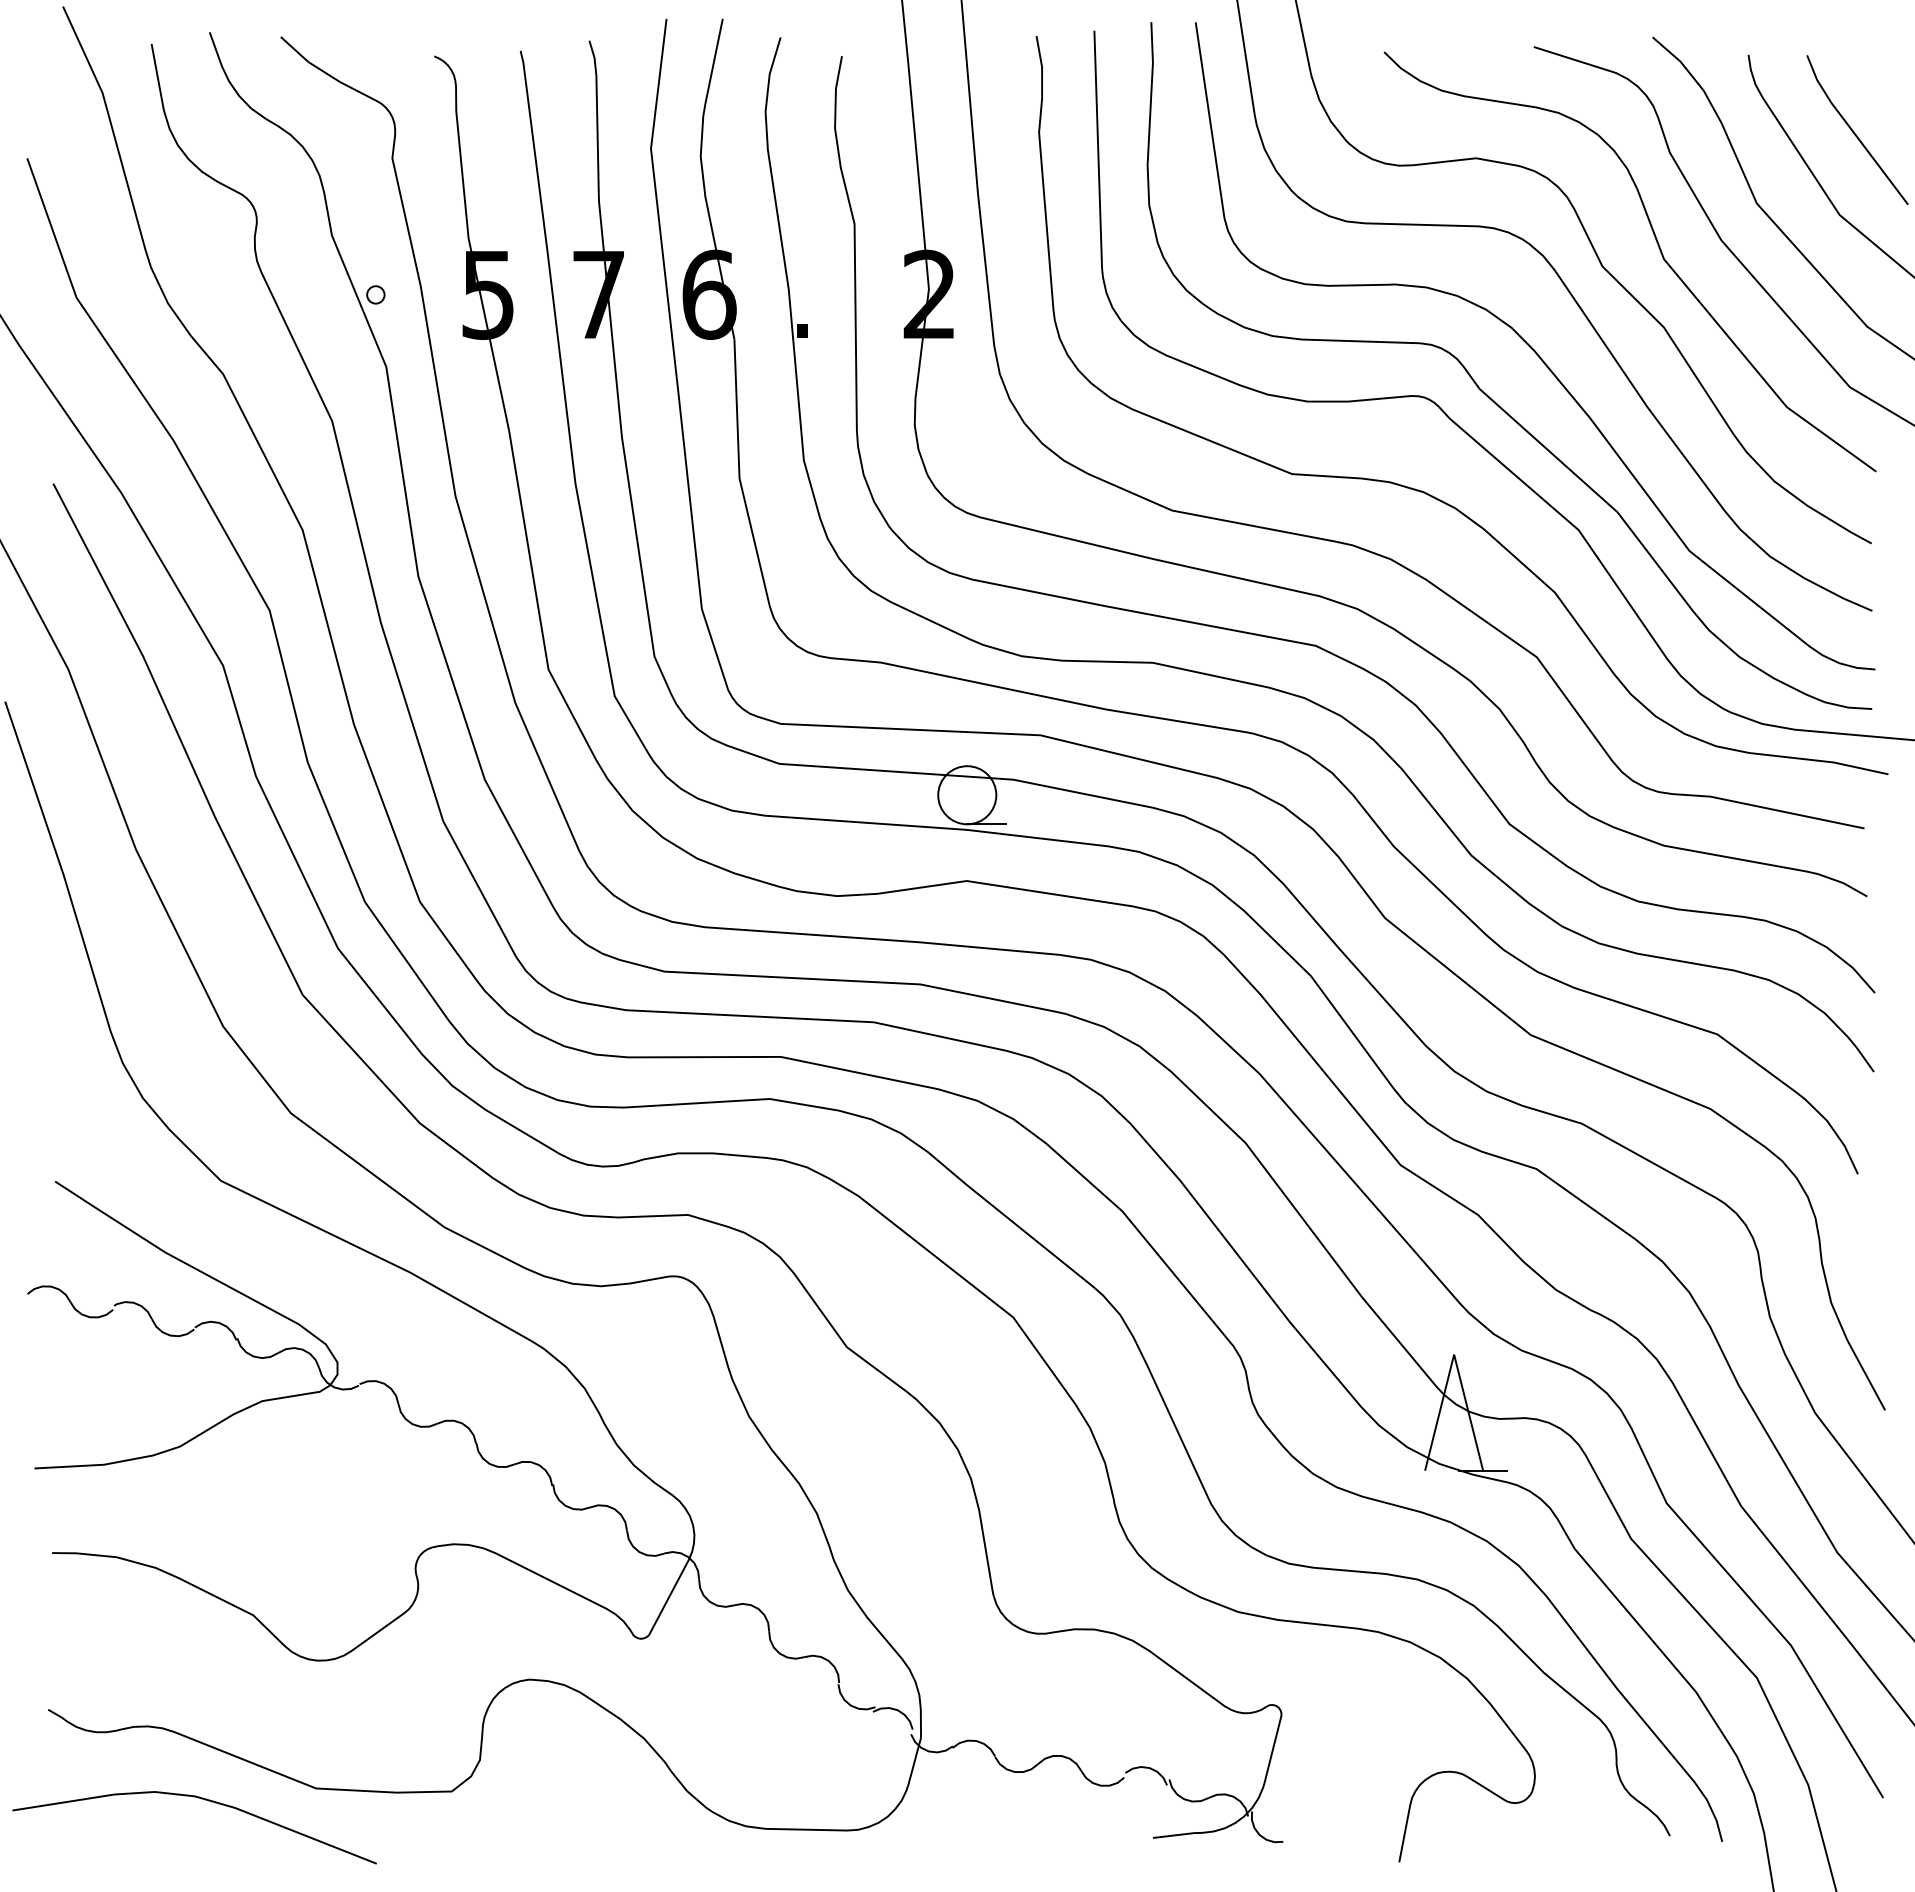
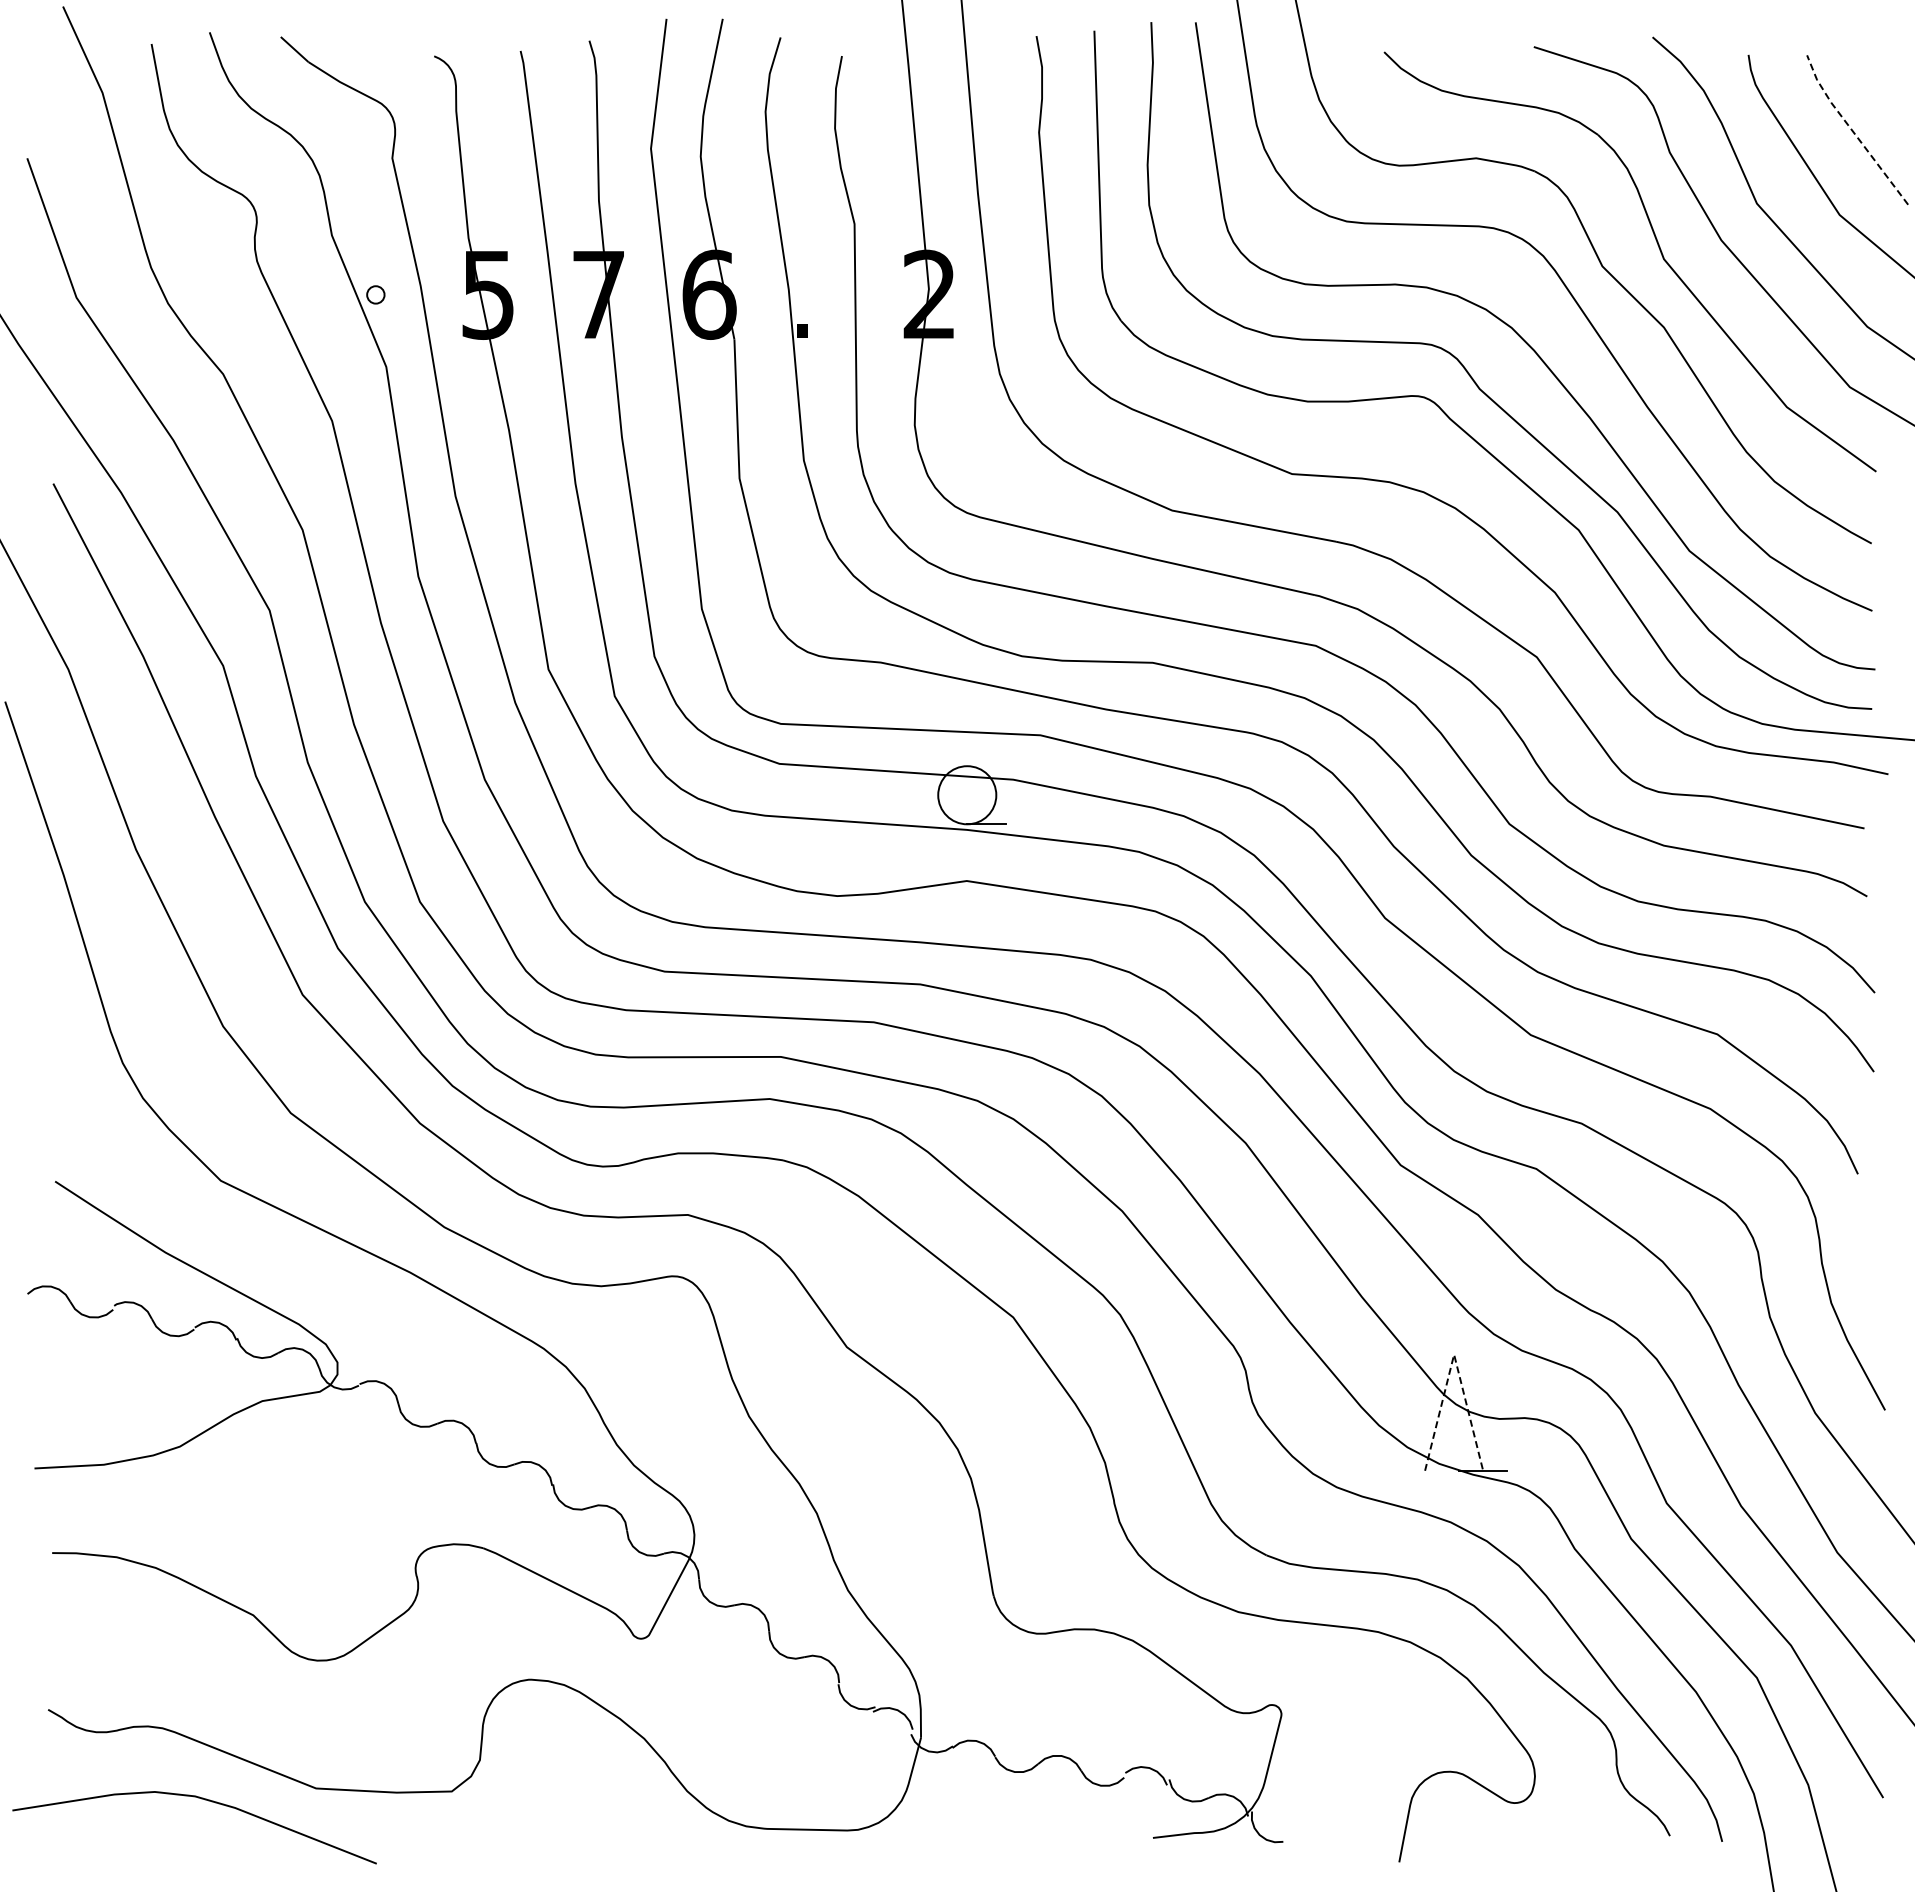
line: solid -> dashed (1852, 131)
line: solid -> dashed (1454, 1354)
